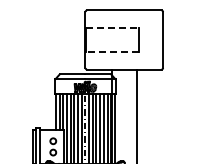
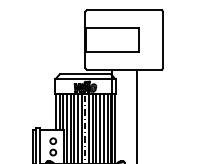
line: dashed -> solid (113, 28)
line: dashed -> solid (112, 51)
